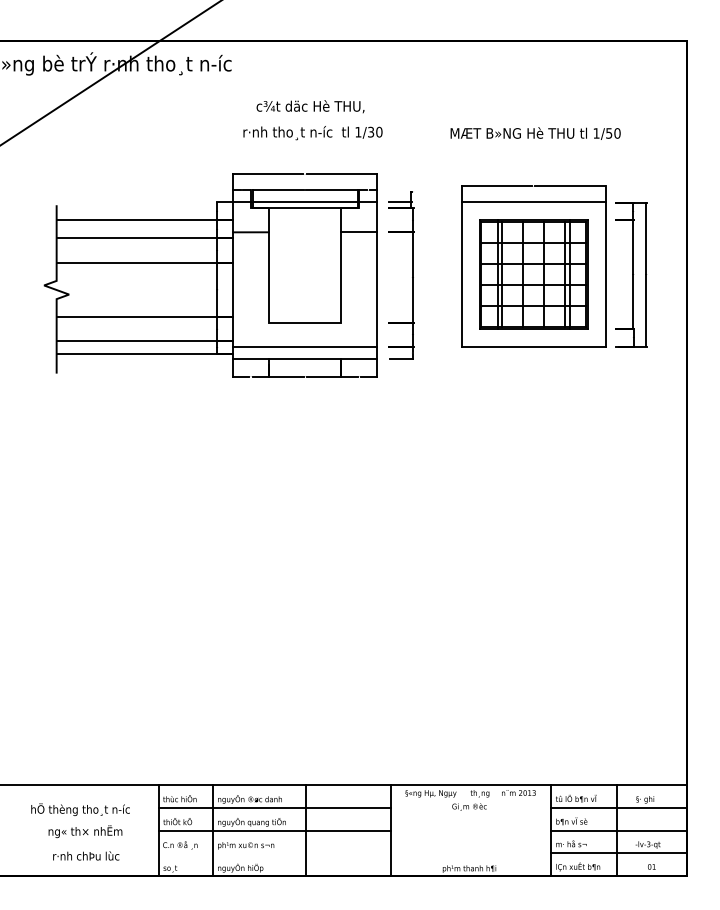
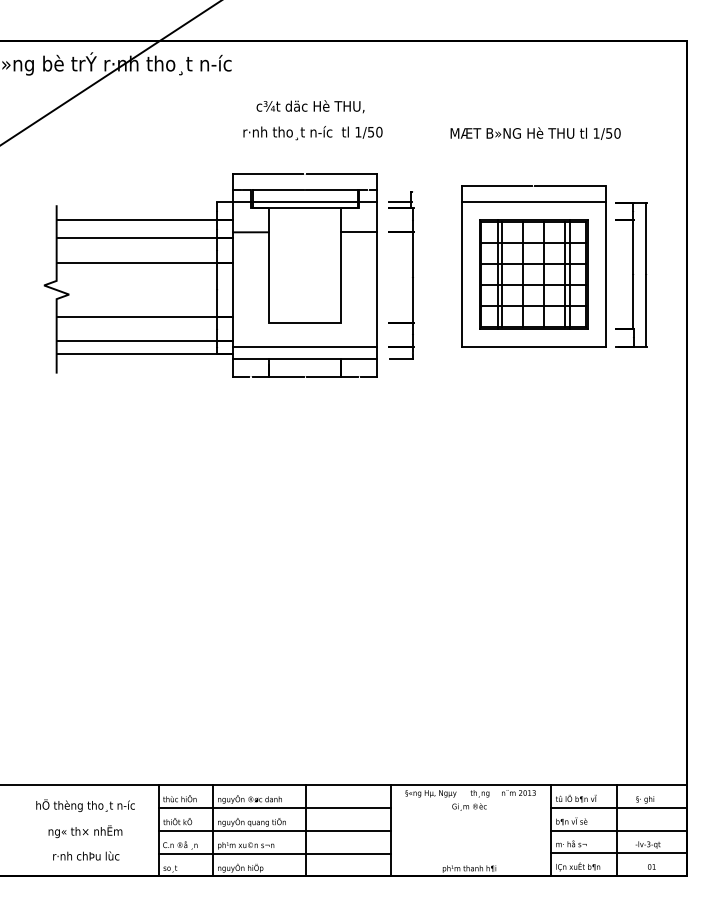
text: 1/30 -> 1/50 (370, 131)
text position: (80, 809) -> (85, 805) (85, 805)
line: none -> present (275, 854)
